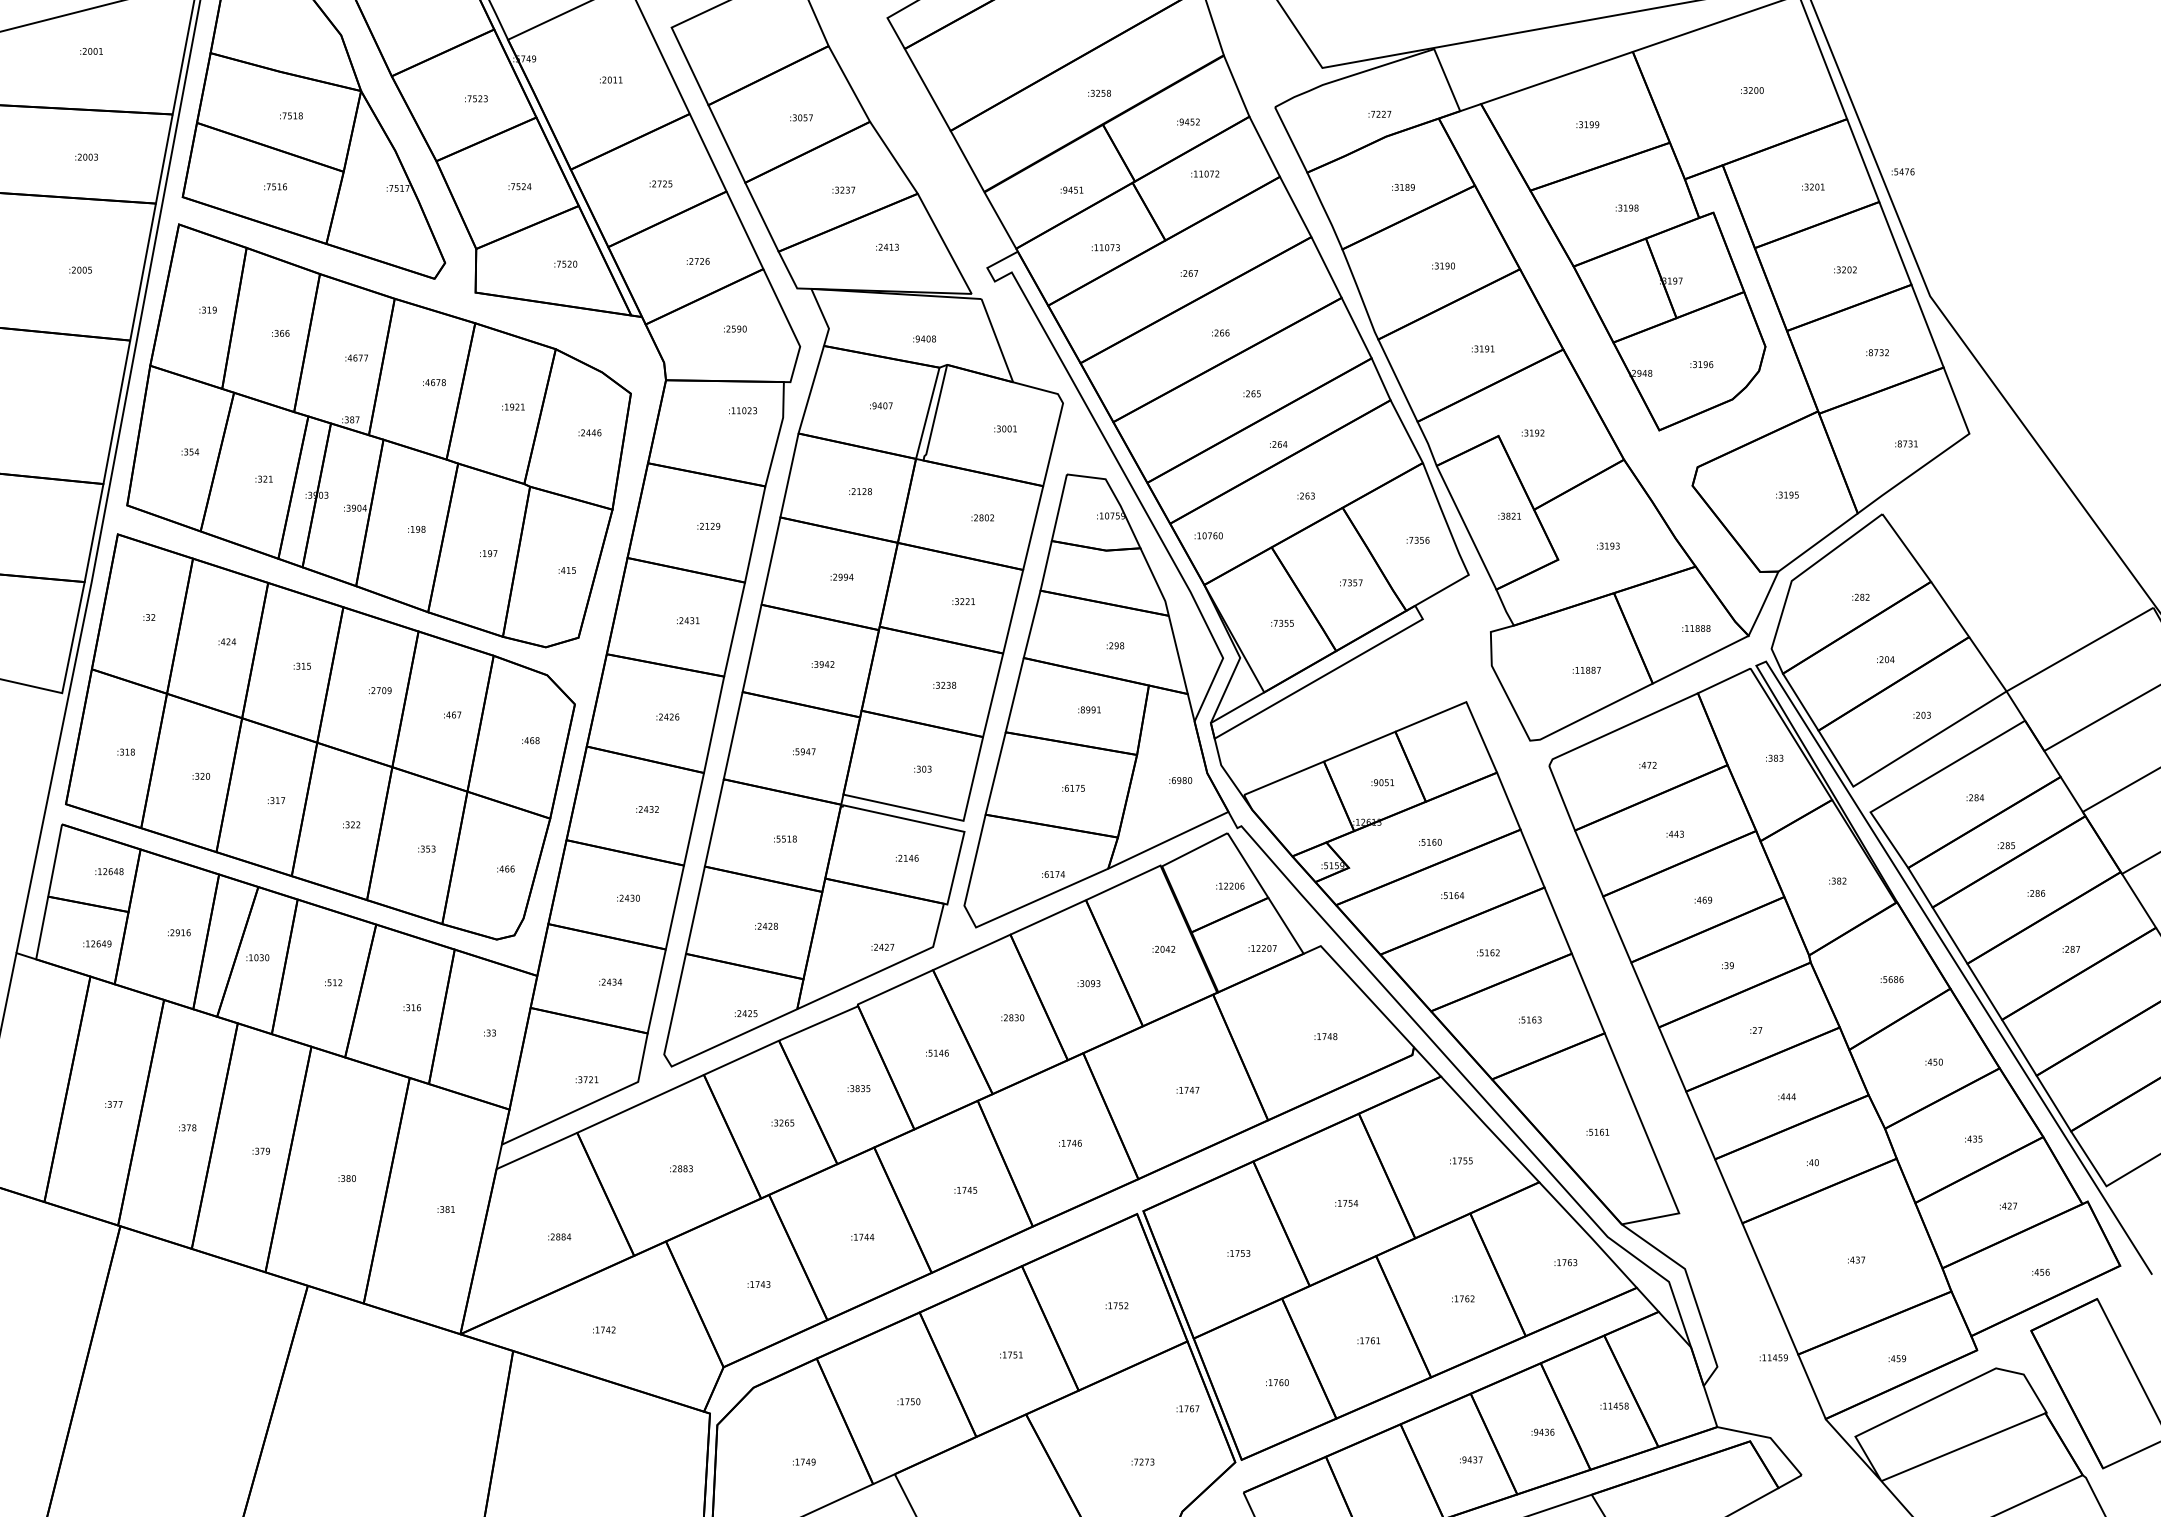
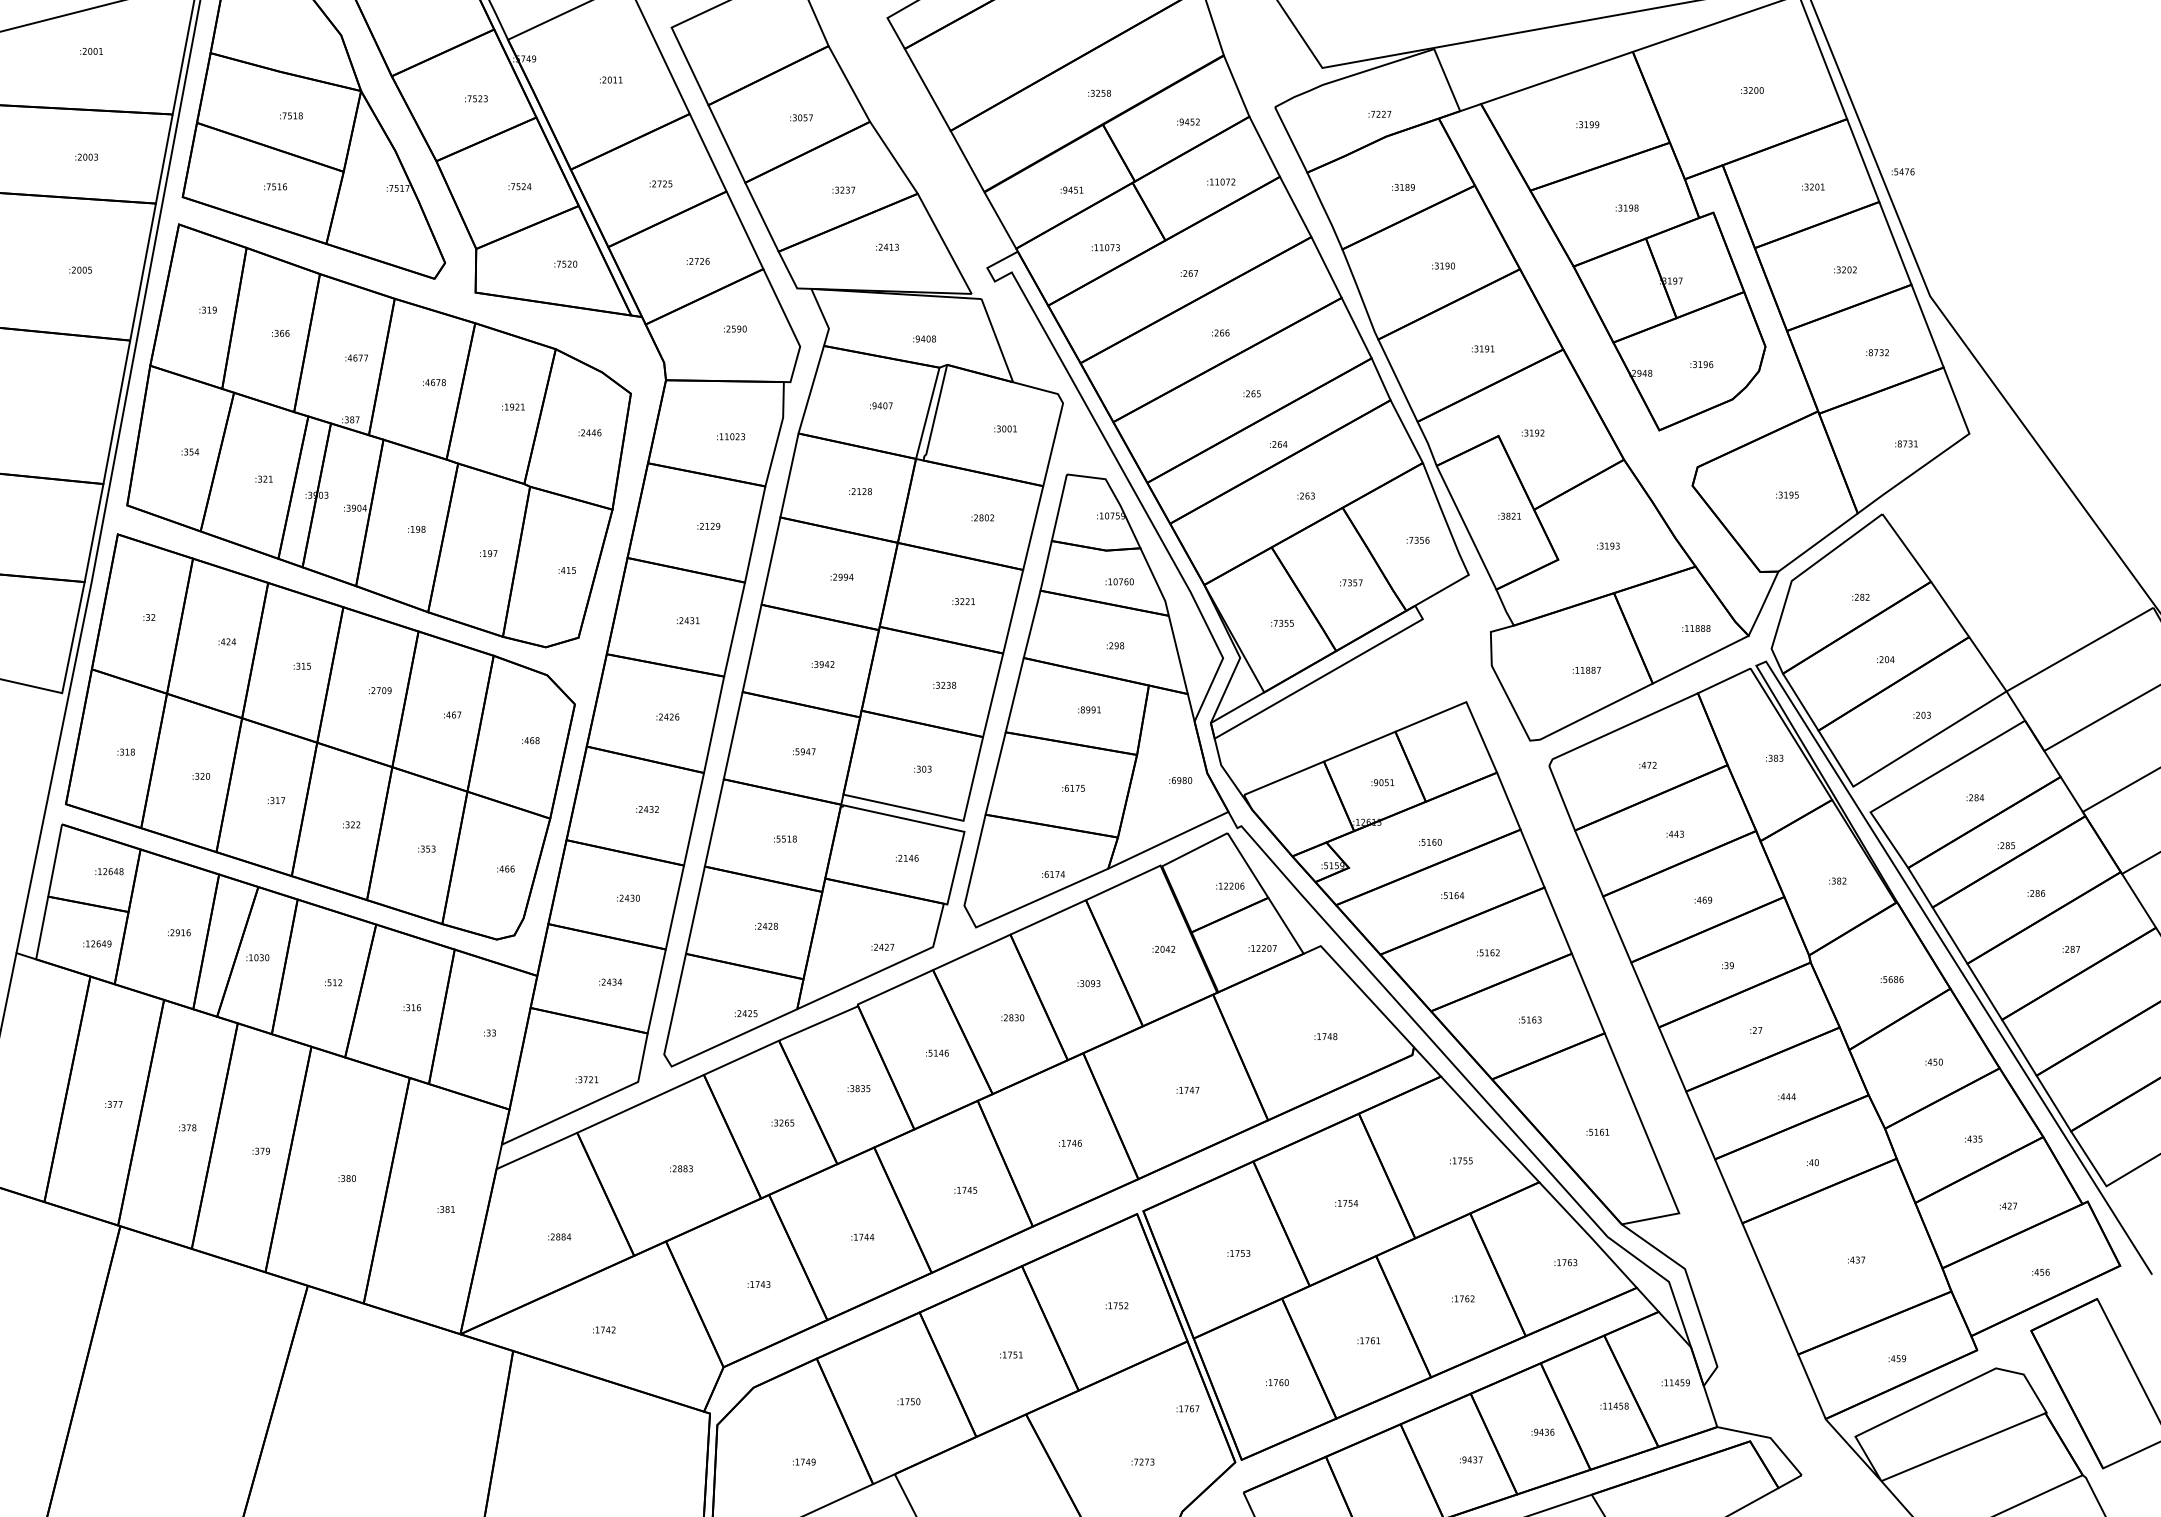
text position: (1205, 173) -> (1221, 181) (1221, 181)
text position: (742, 410) -> (730, 436) (730, 436)
text position: (1208, 535) -> (1119, 581) (1119, 581)
text position: (1773, 1357) -> (1675, 1382) (1675, 1382)
